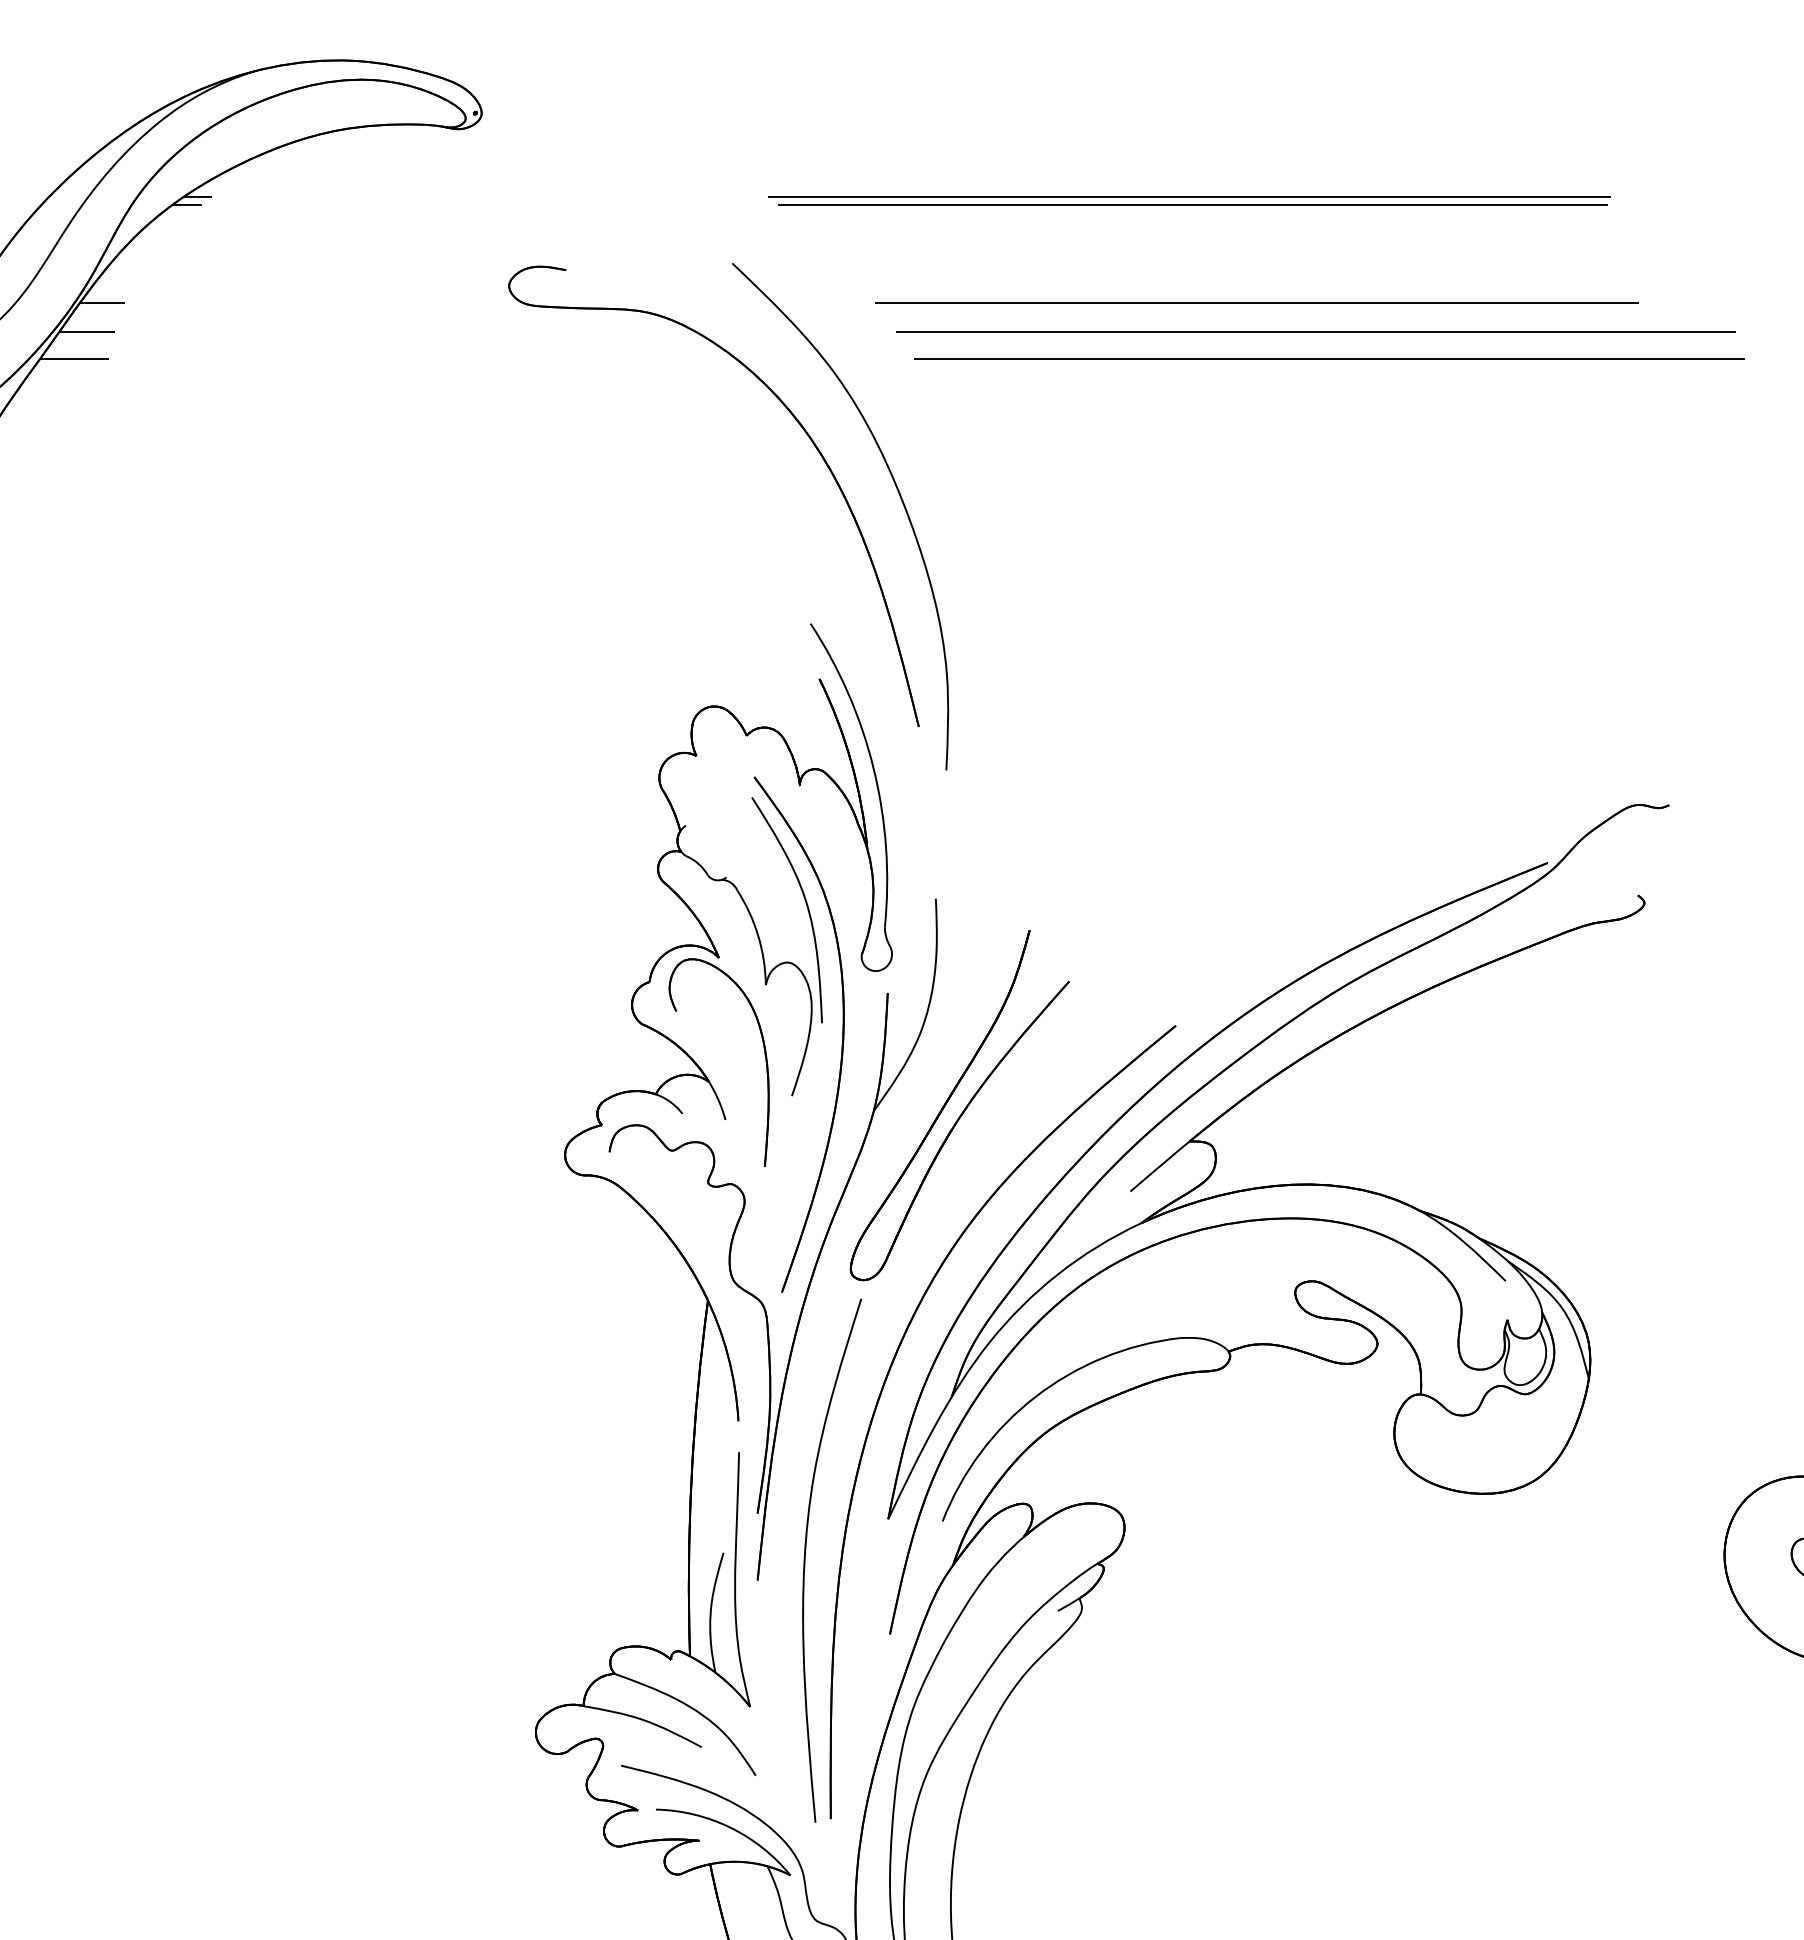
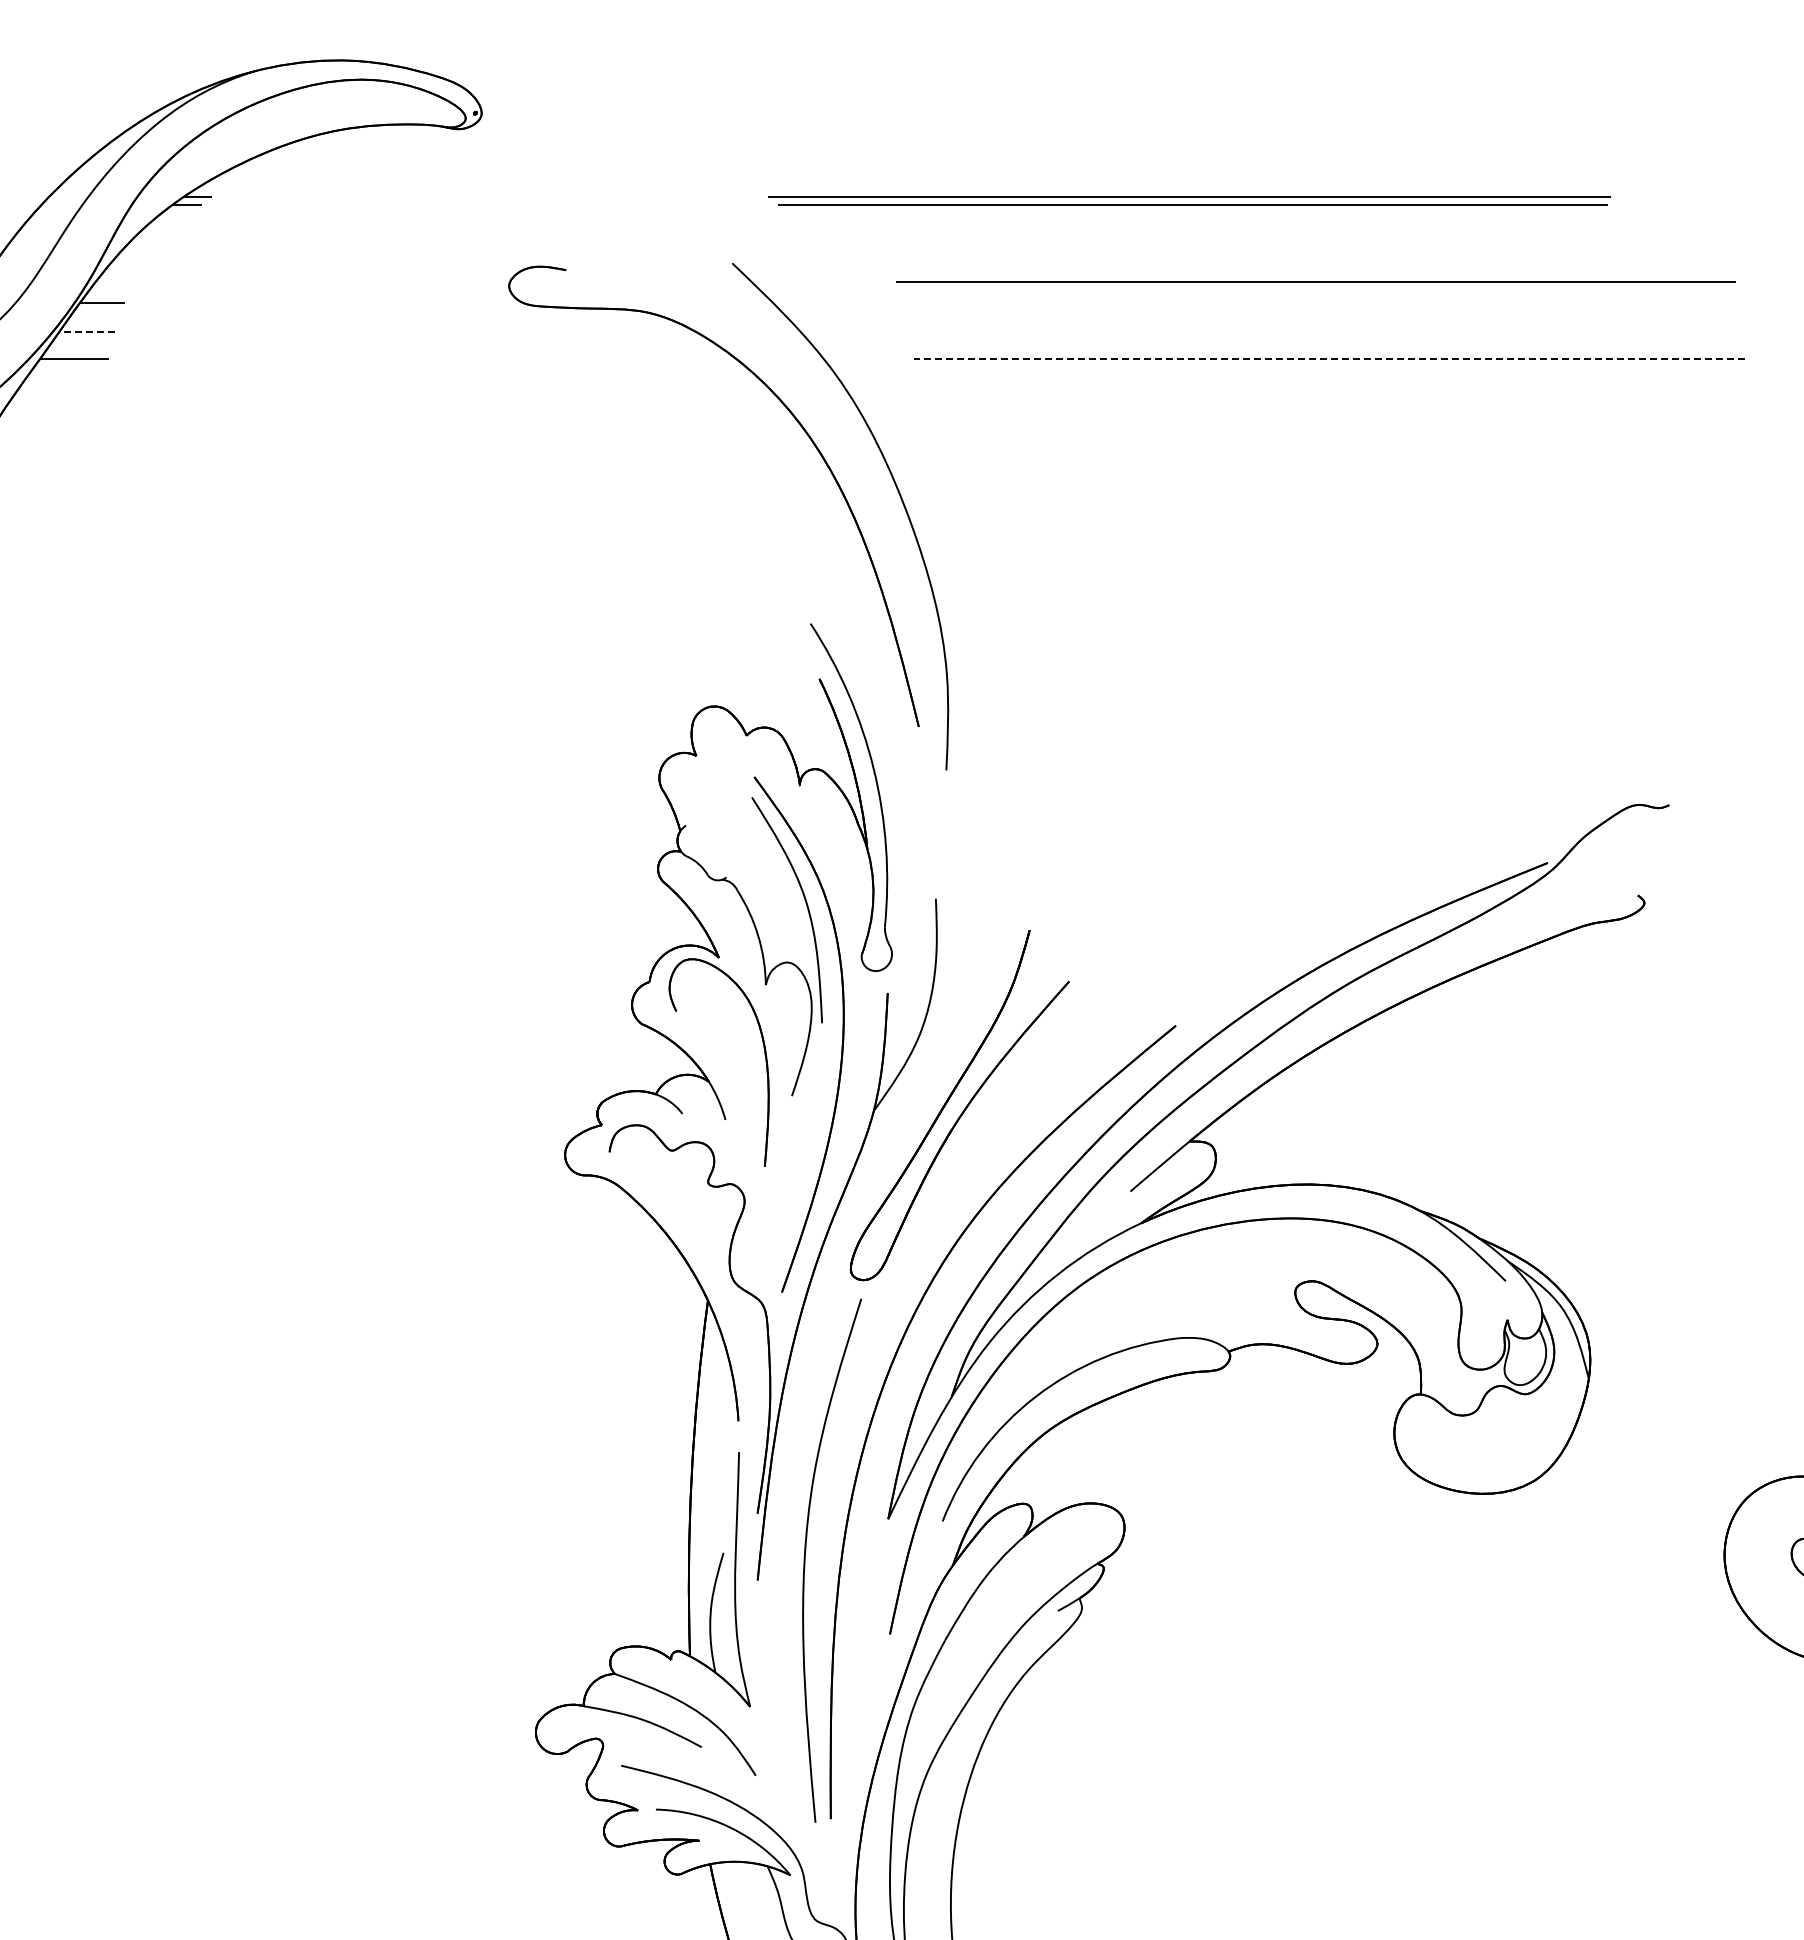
line: present -> none (1256, 302)
line: solid -> dashed (87, 331)
line position: (1315, 331) -> (1315, 281) (1315, 281)
line: solid -> dashed (1329, 358)
